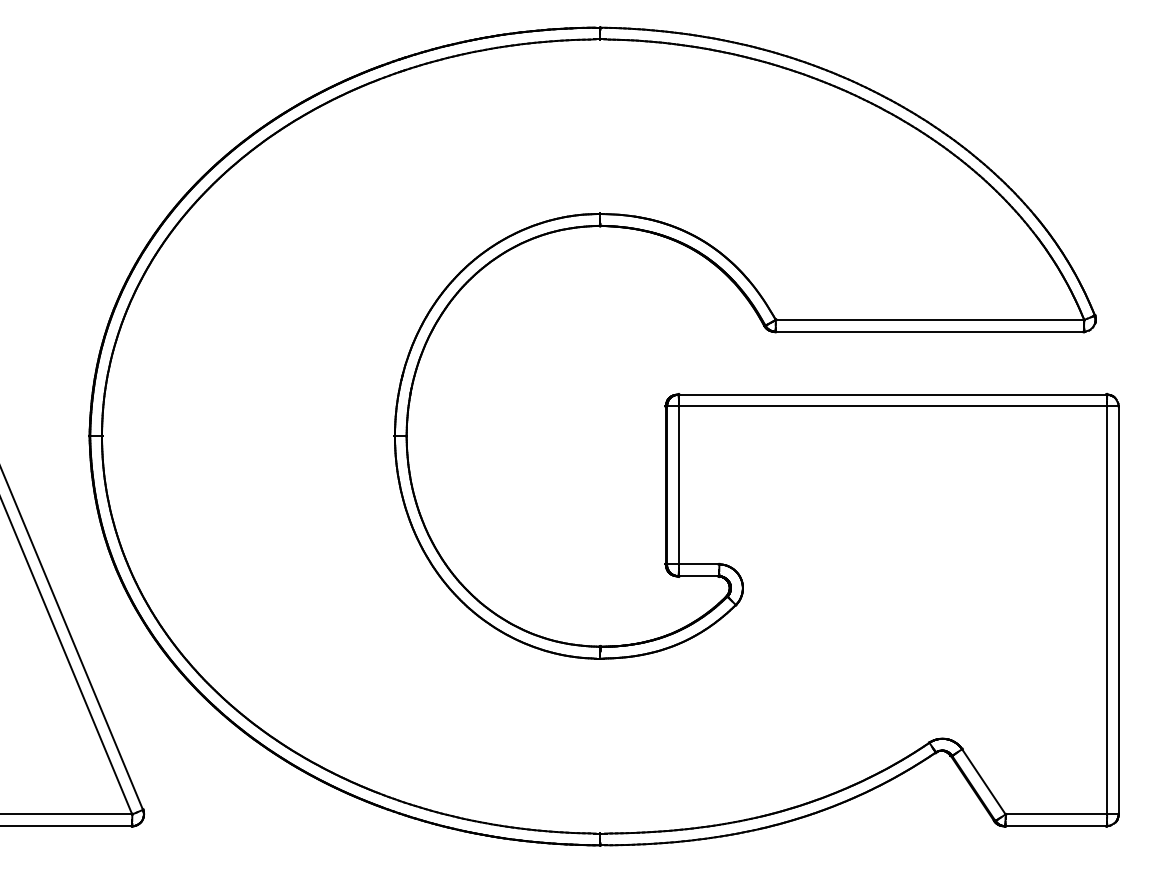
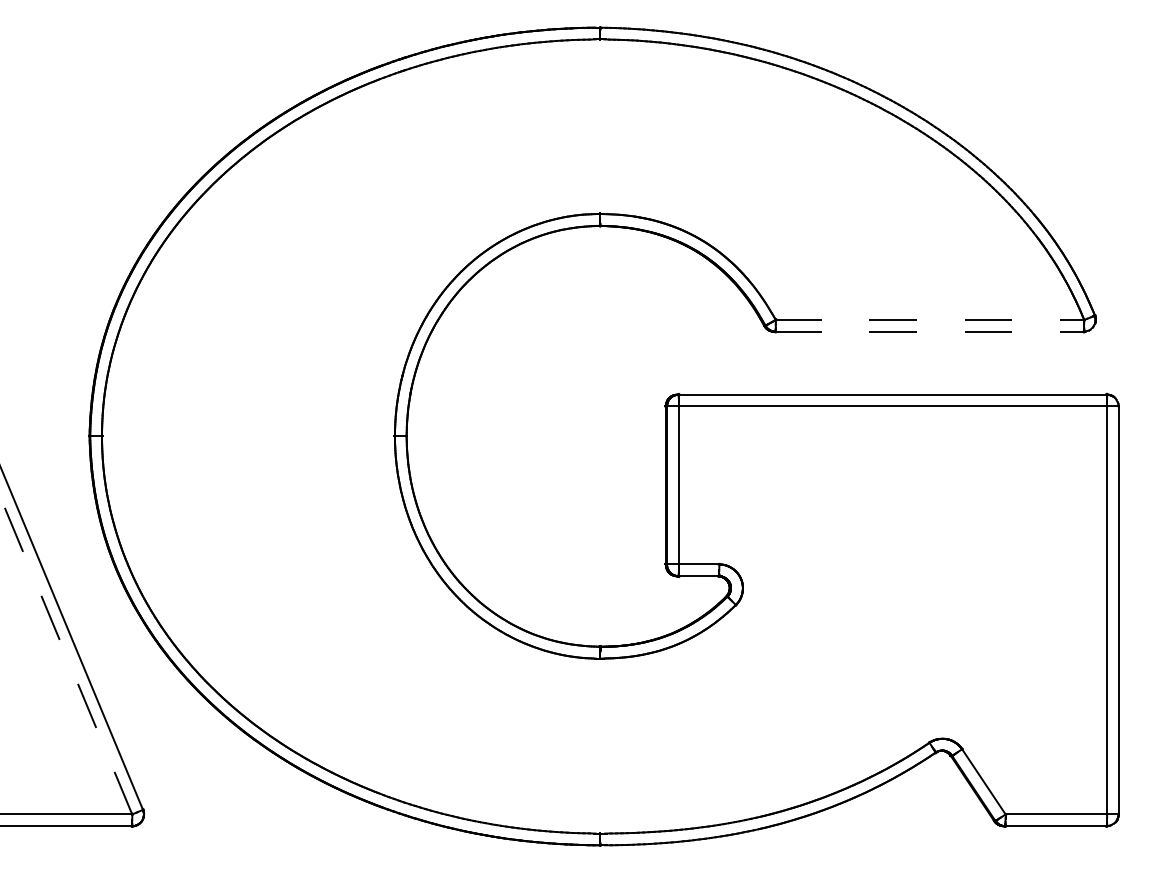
line: solid -> dashed (930, 319)
line: solid -> dashed (929, 331)
line: solid -> dashed (66, 656)
